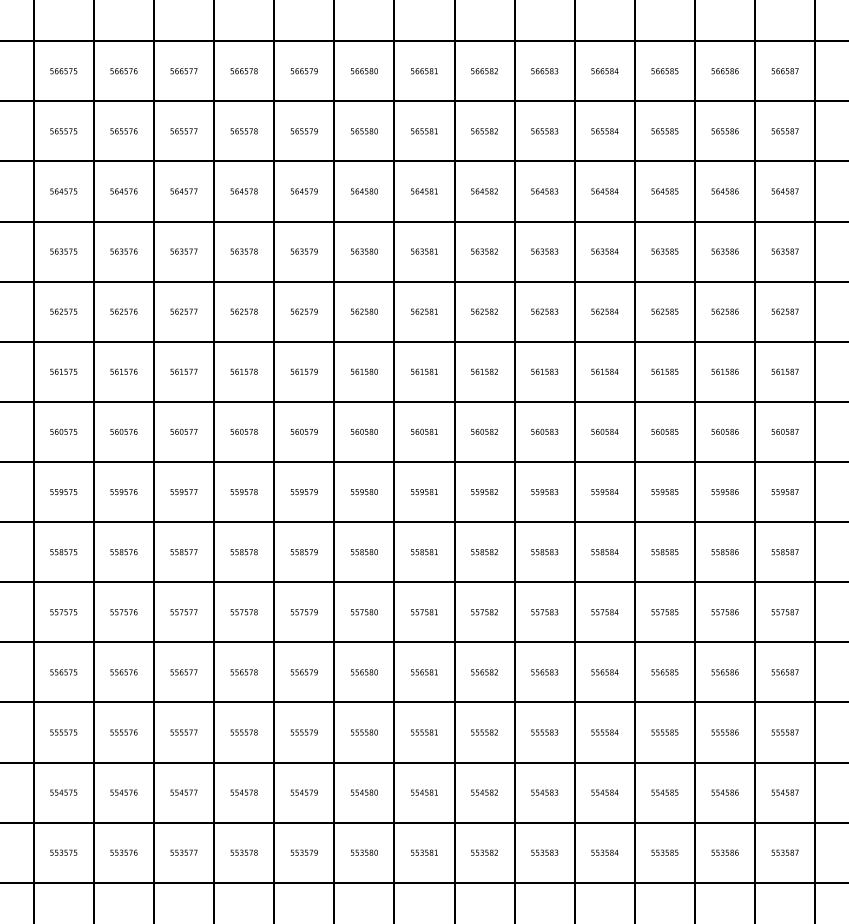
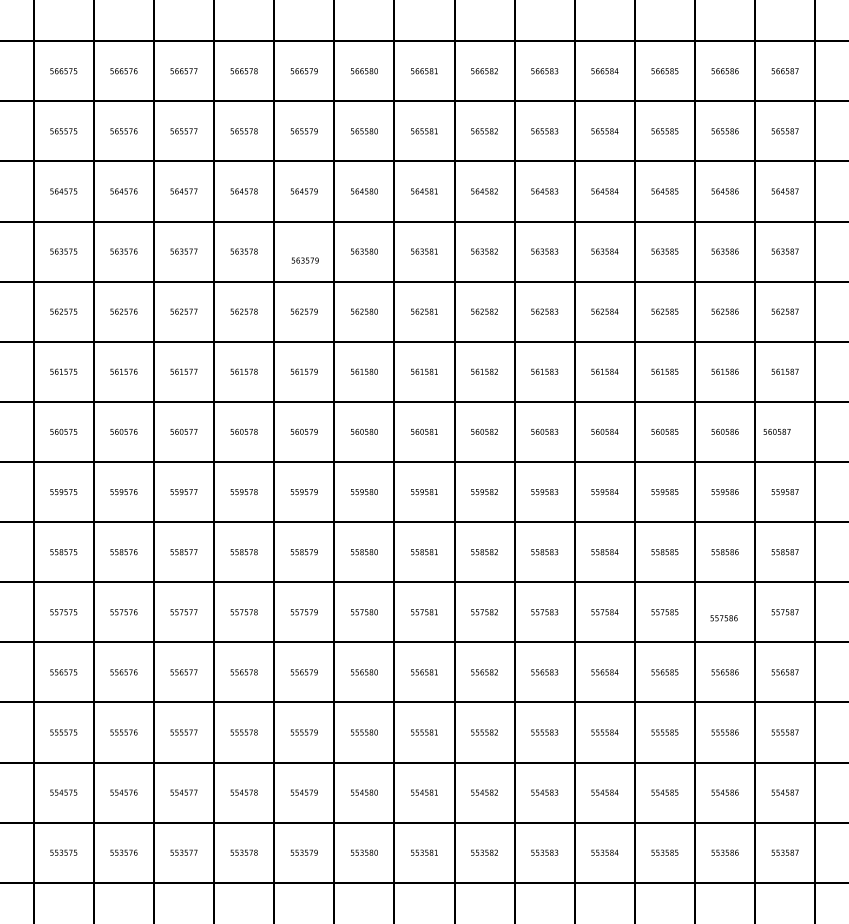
text position: (303, 251) -> (304, 260) (304, 260)
text position: (784, 431) -> (776, 431) (776, 431)
text position: (724, 612) -> (723, 618) (723, 618)
